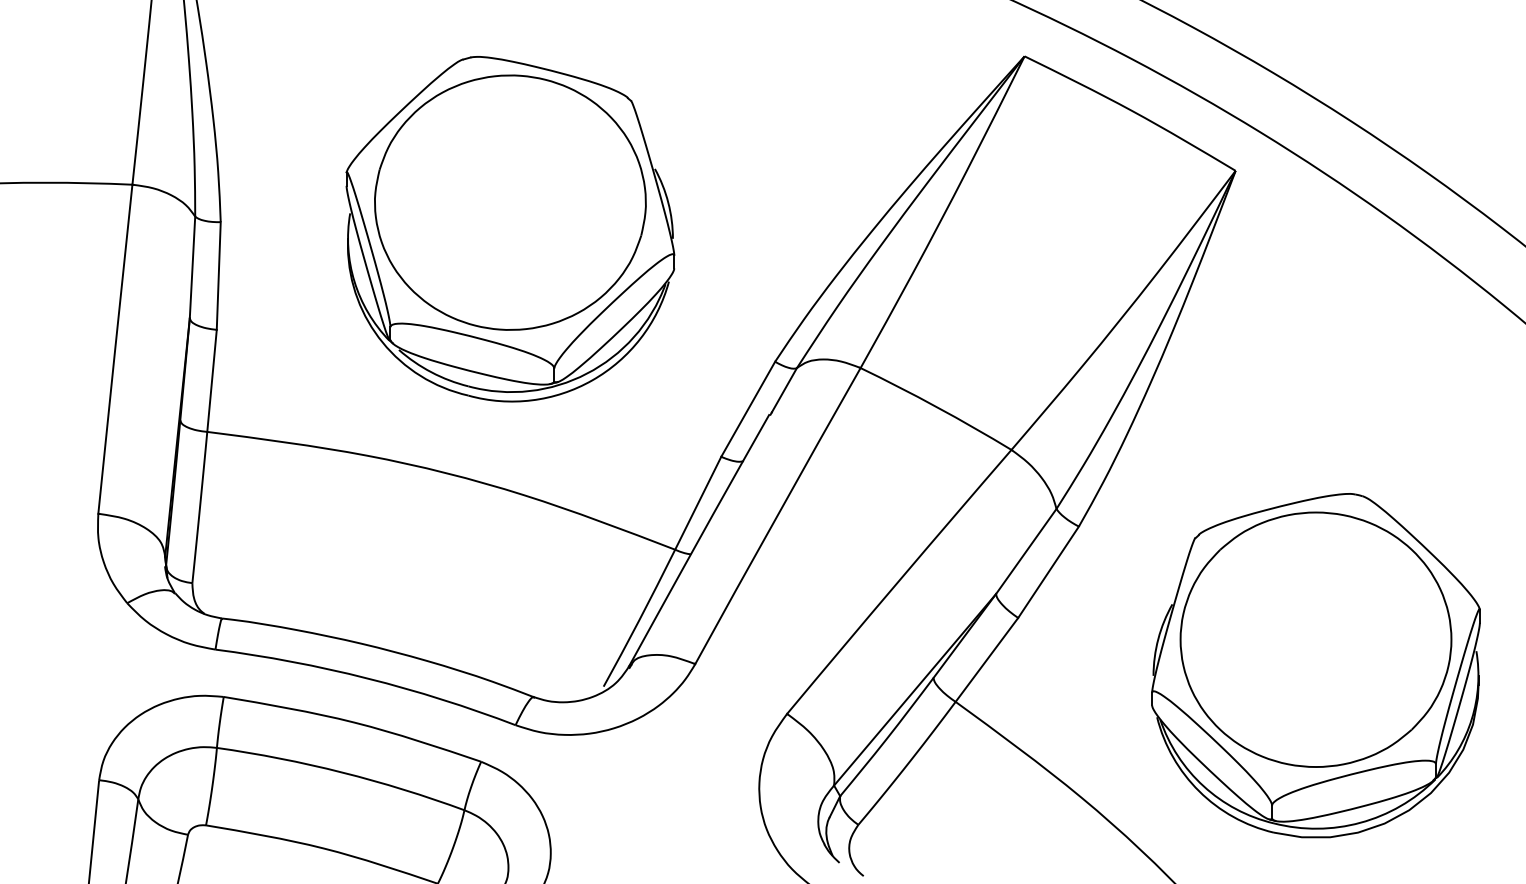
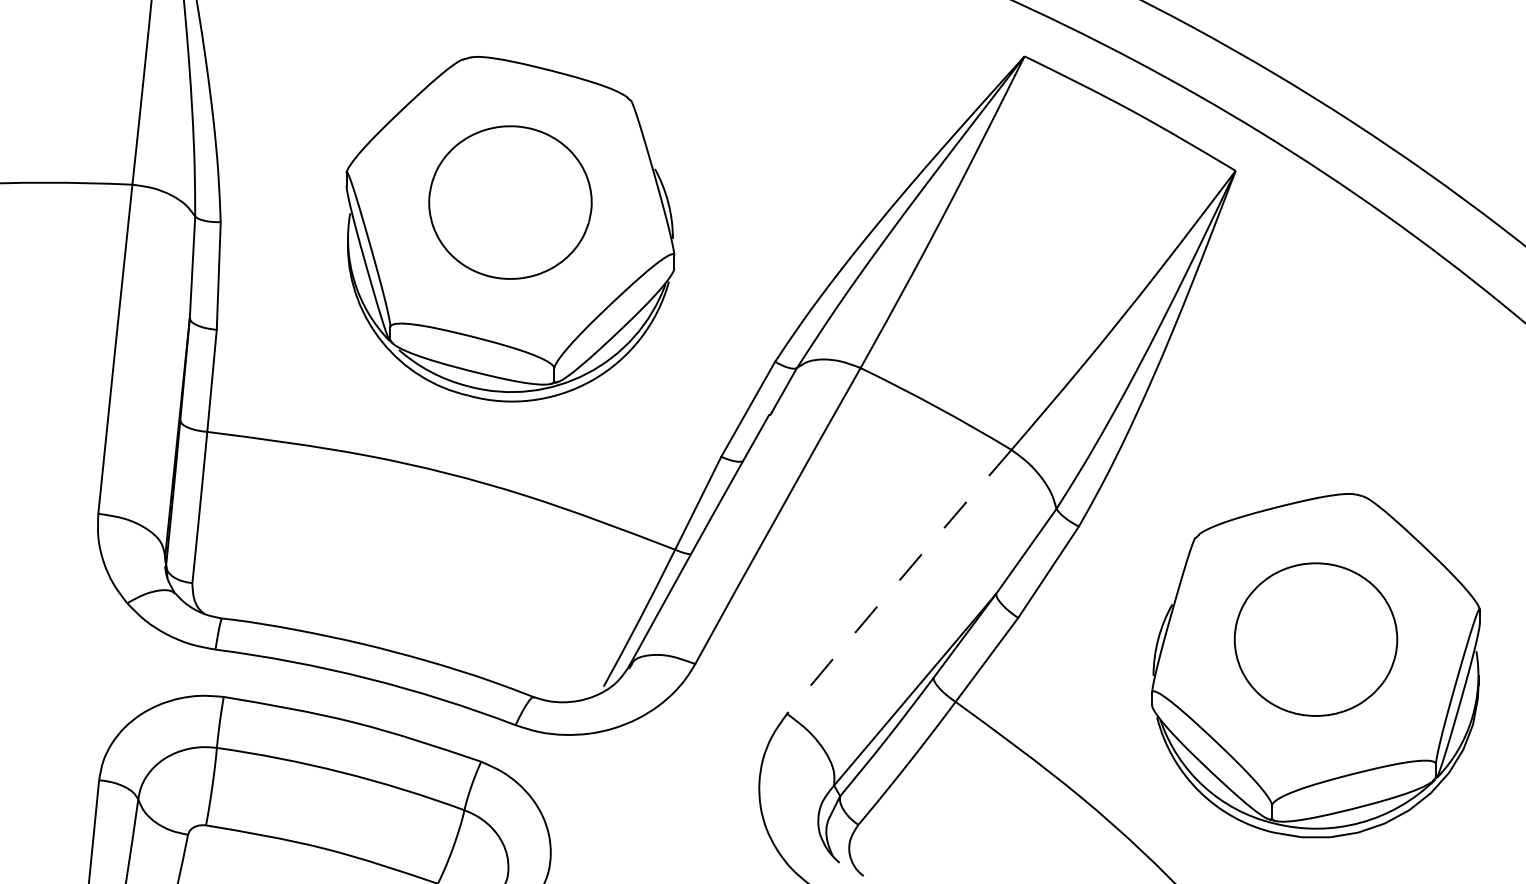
part size: 273x257 px -> 165x155 px (510, 202)
arc: solid -> dashed (898, 581)
part size: 274x257 px -> 166x155 px (1315, 639)
